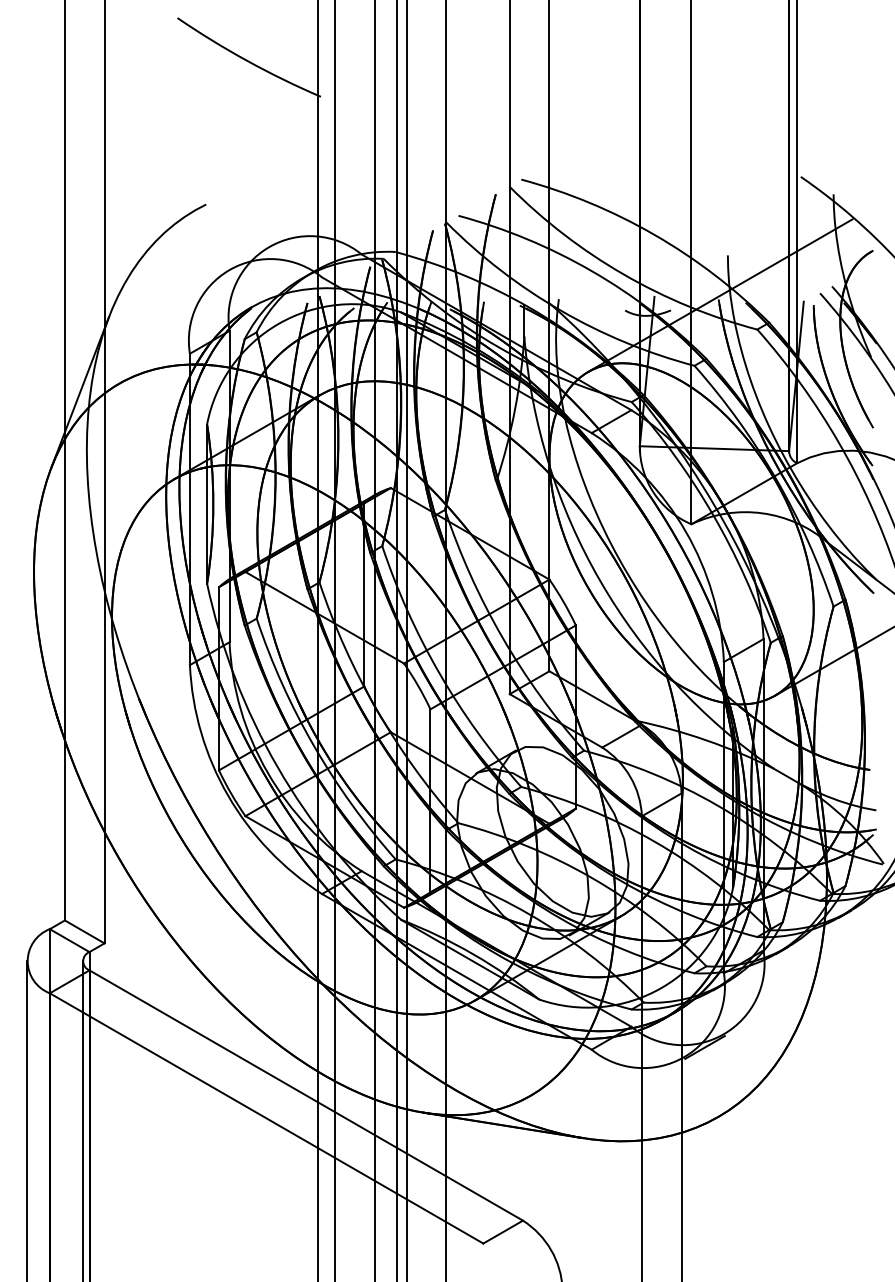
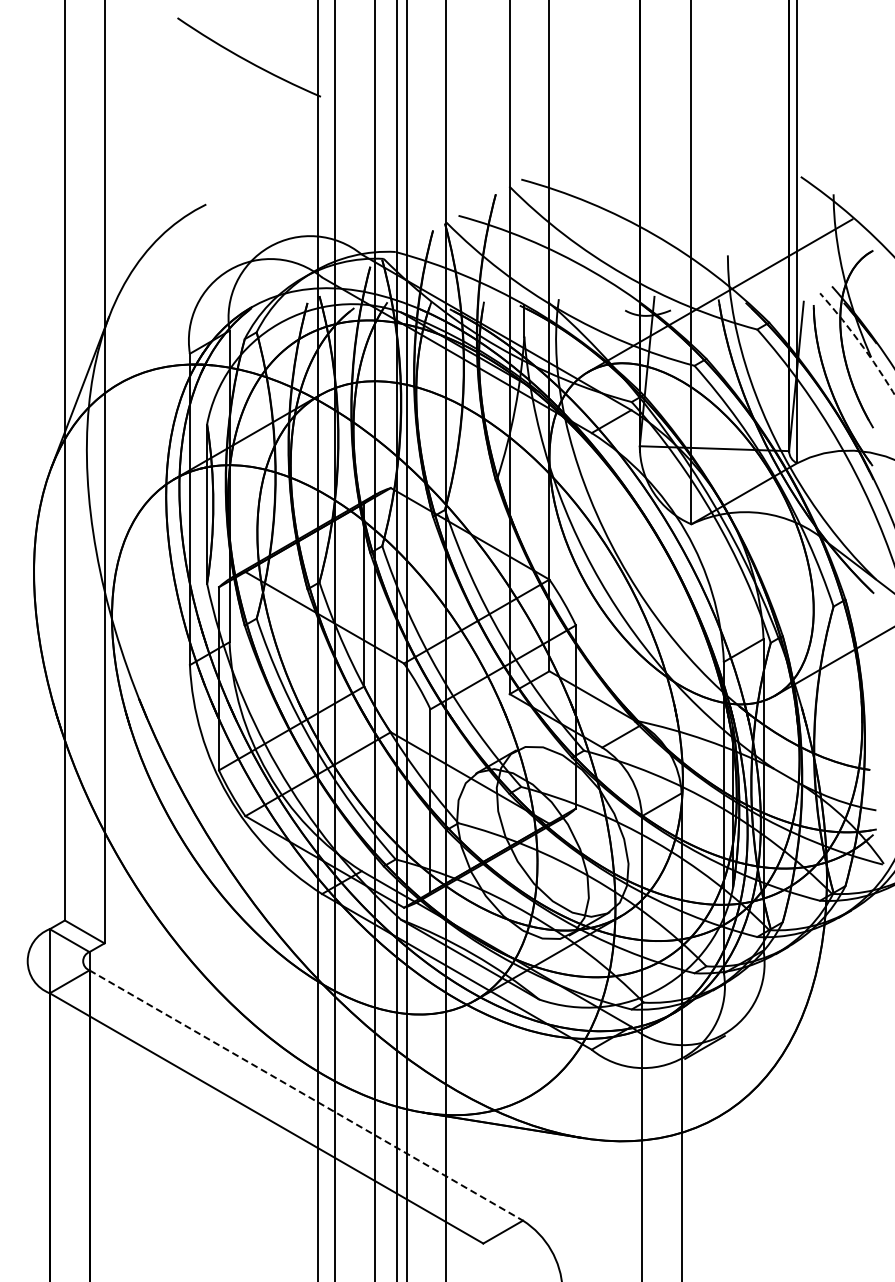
arc: solid -> dashed (859, 342)
line: solid -> dashed (306, 1095)
line: present -> none (26, 1119)
line: present -> none (82, 1119)
